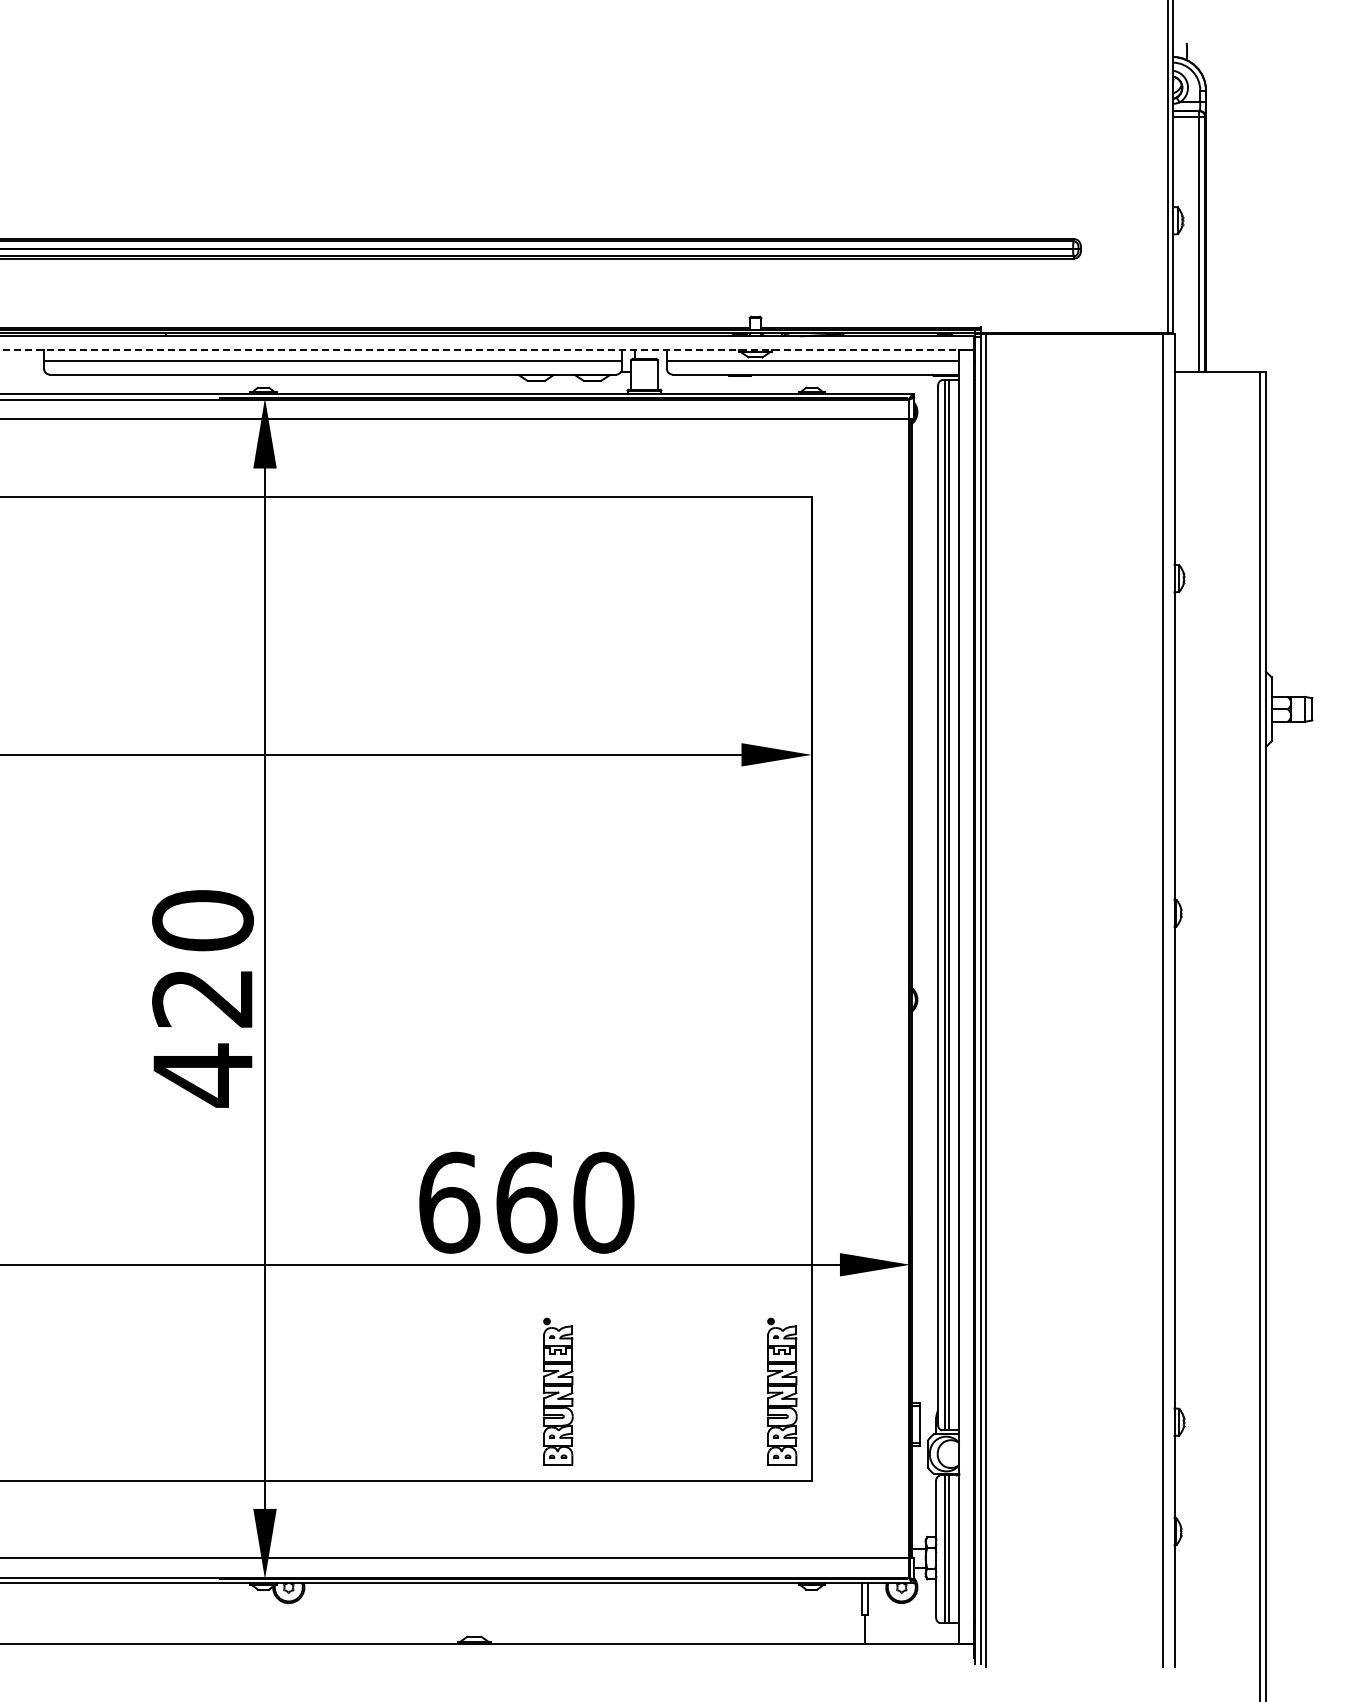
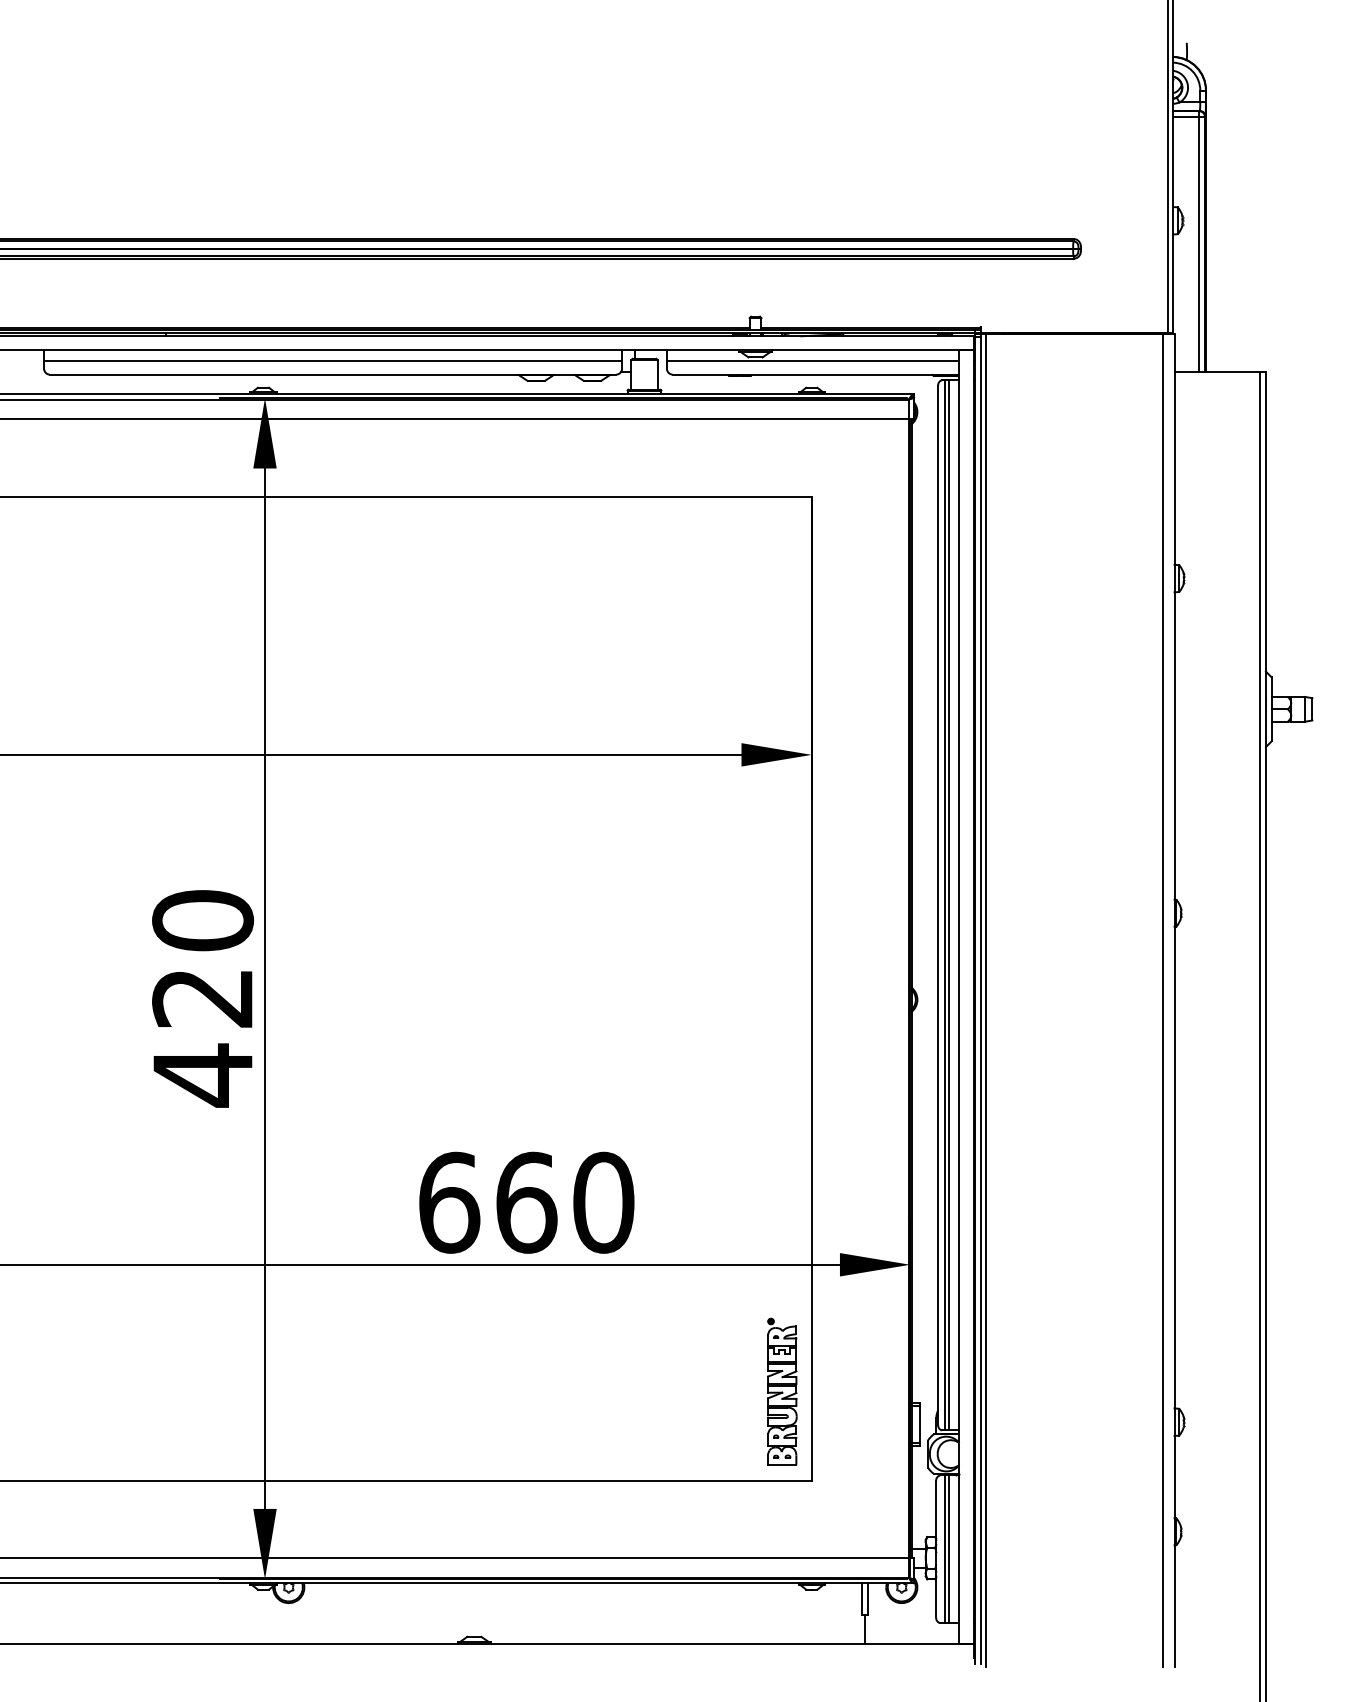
line: dashed -> solid (487, 350)
part: present -> none (558, 1391)
